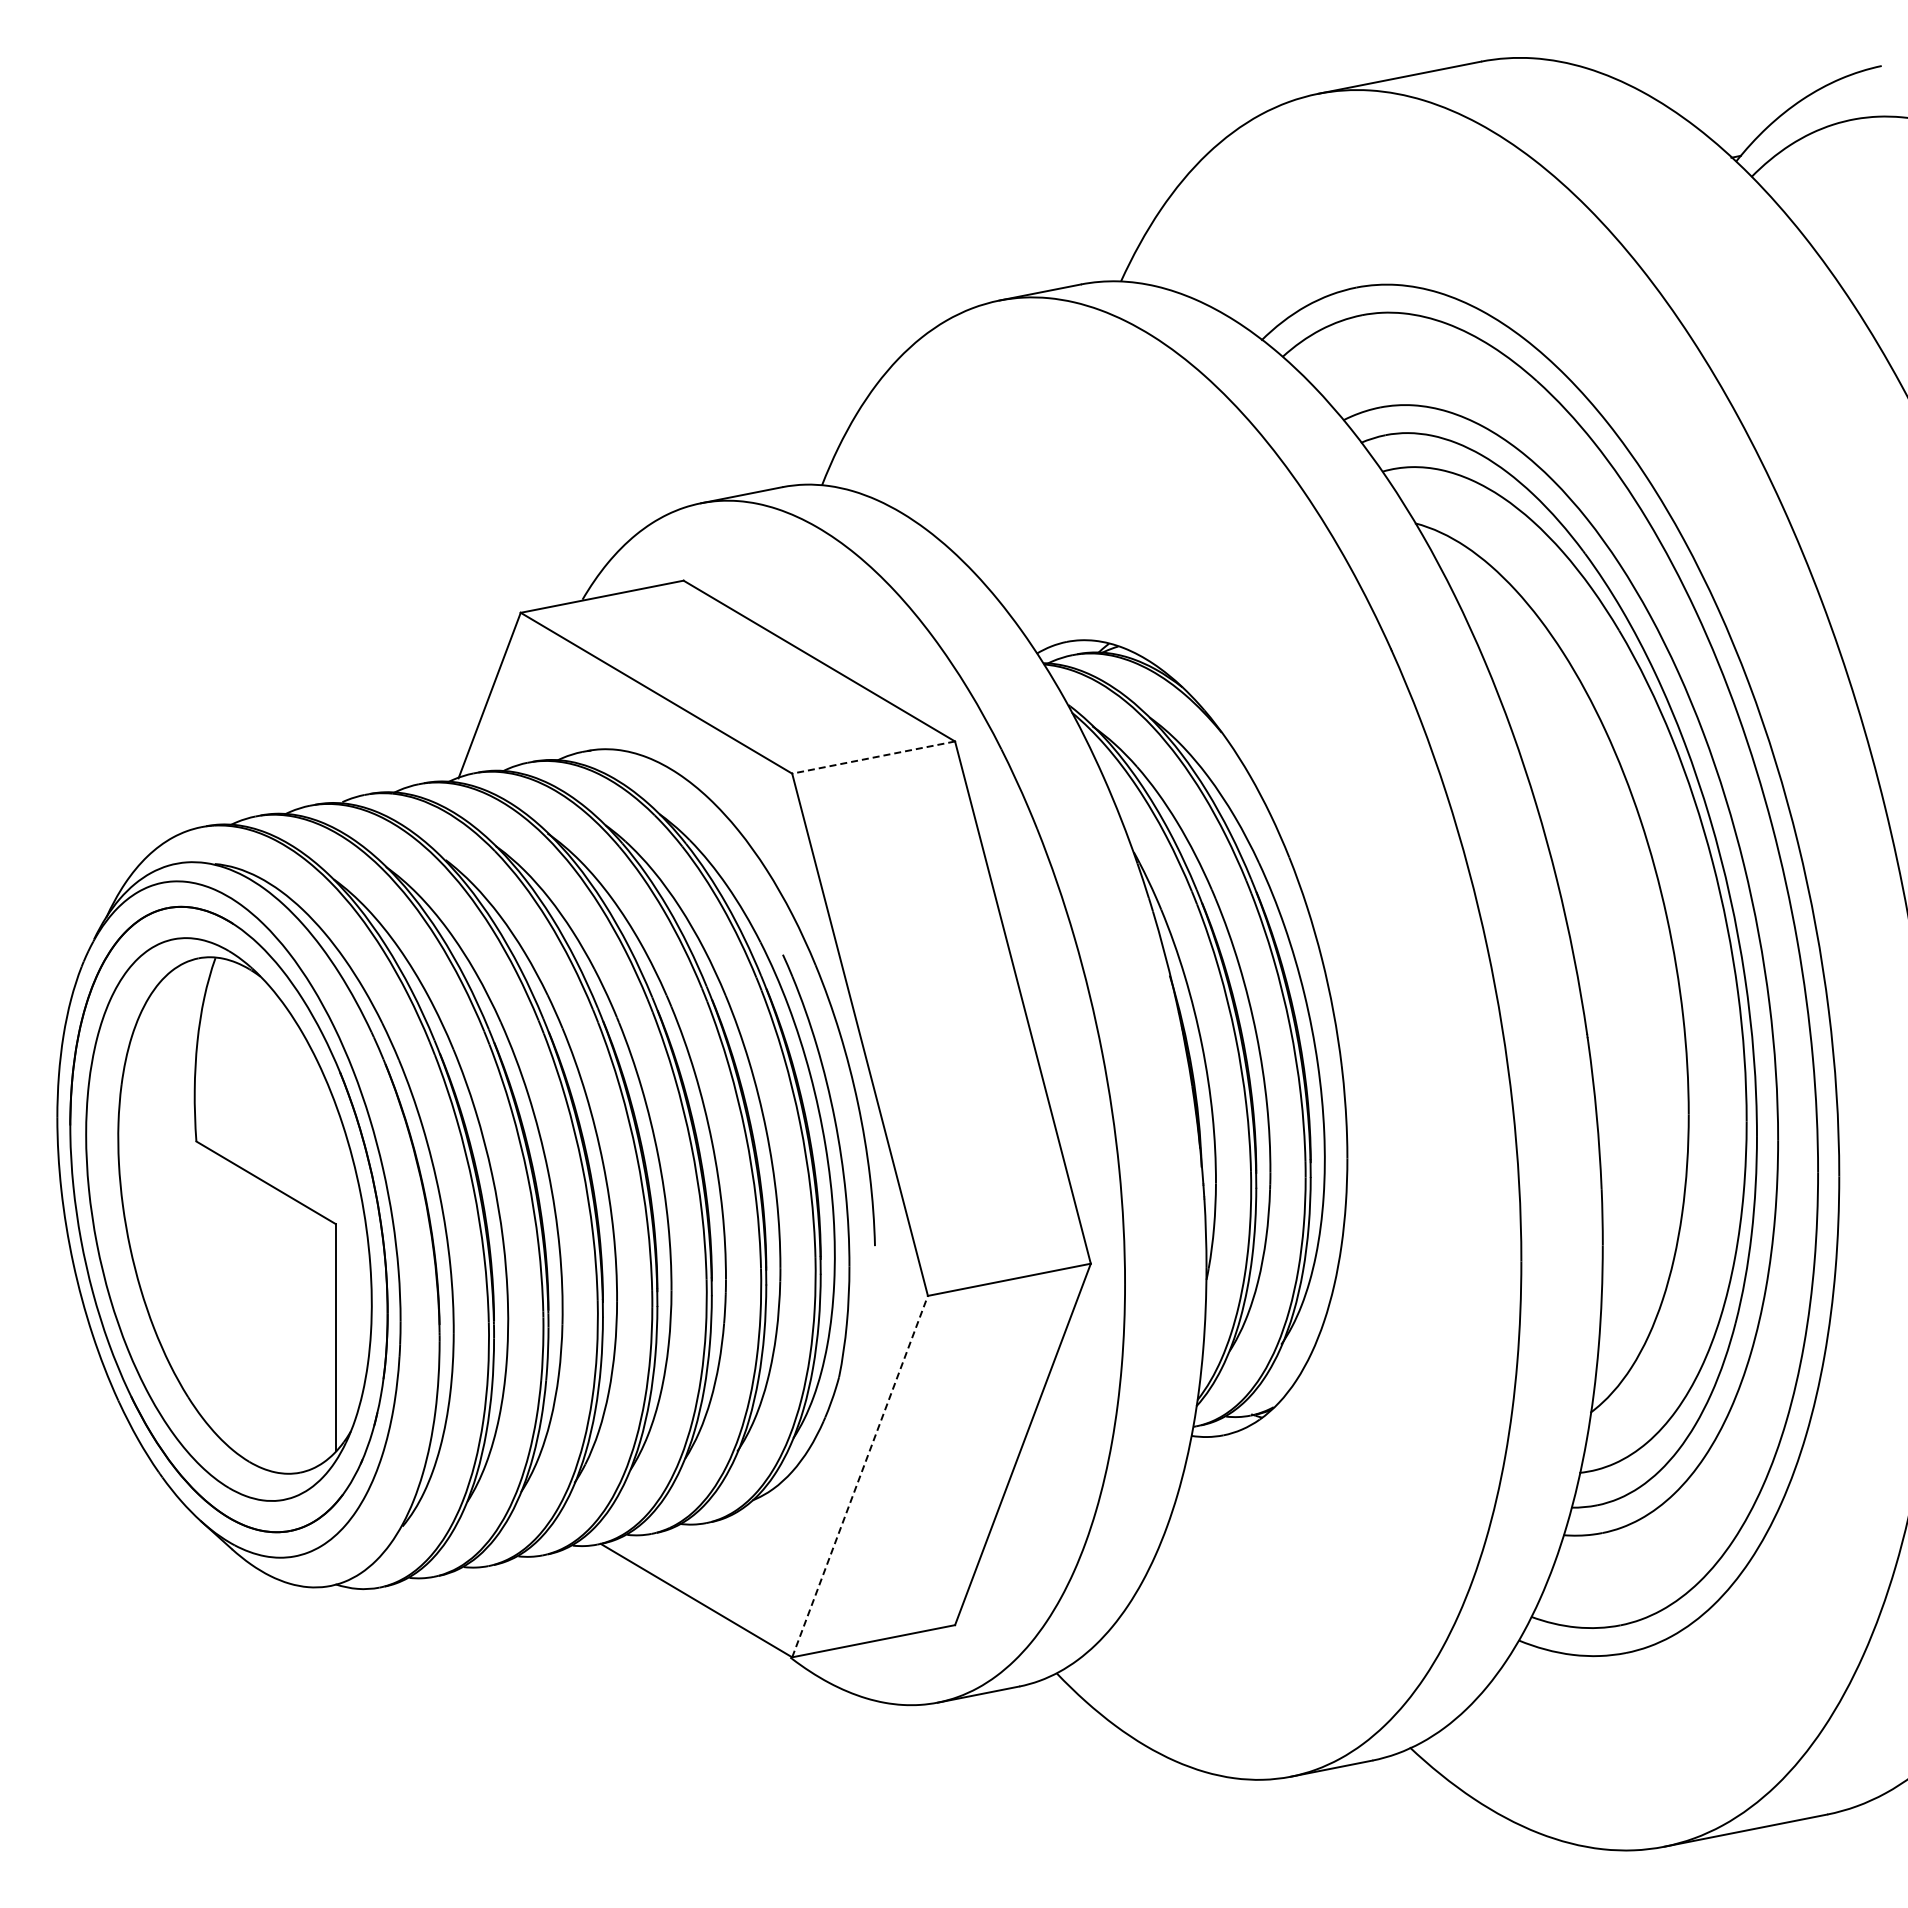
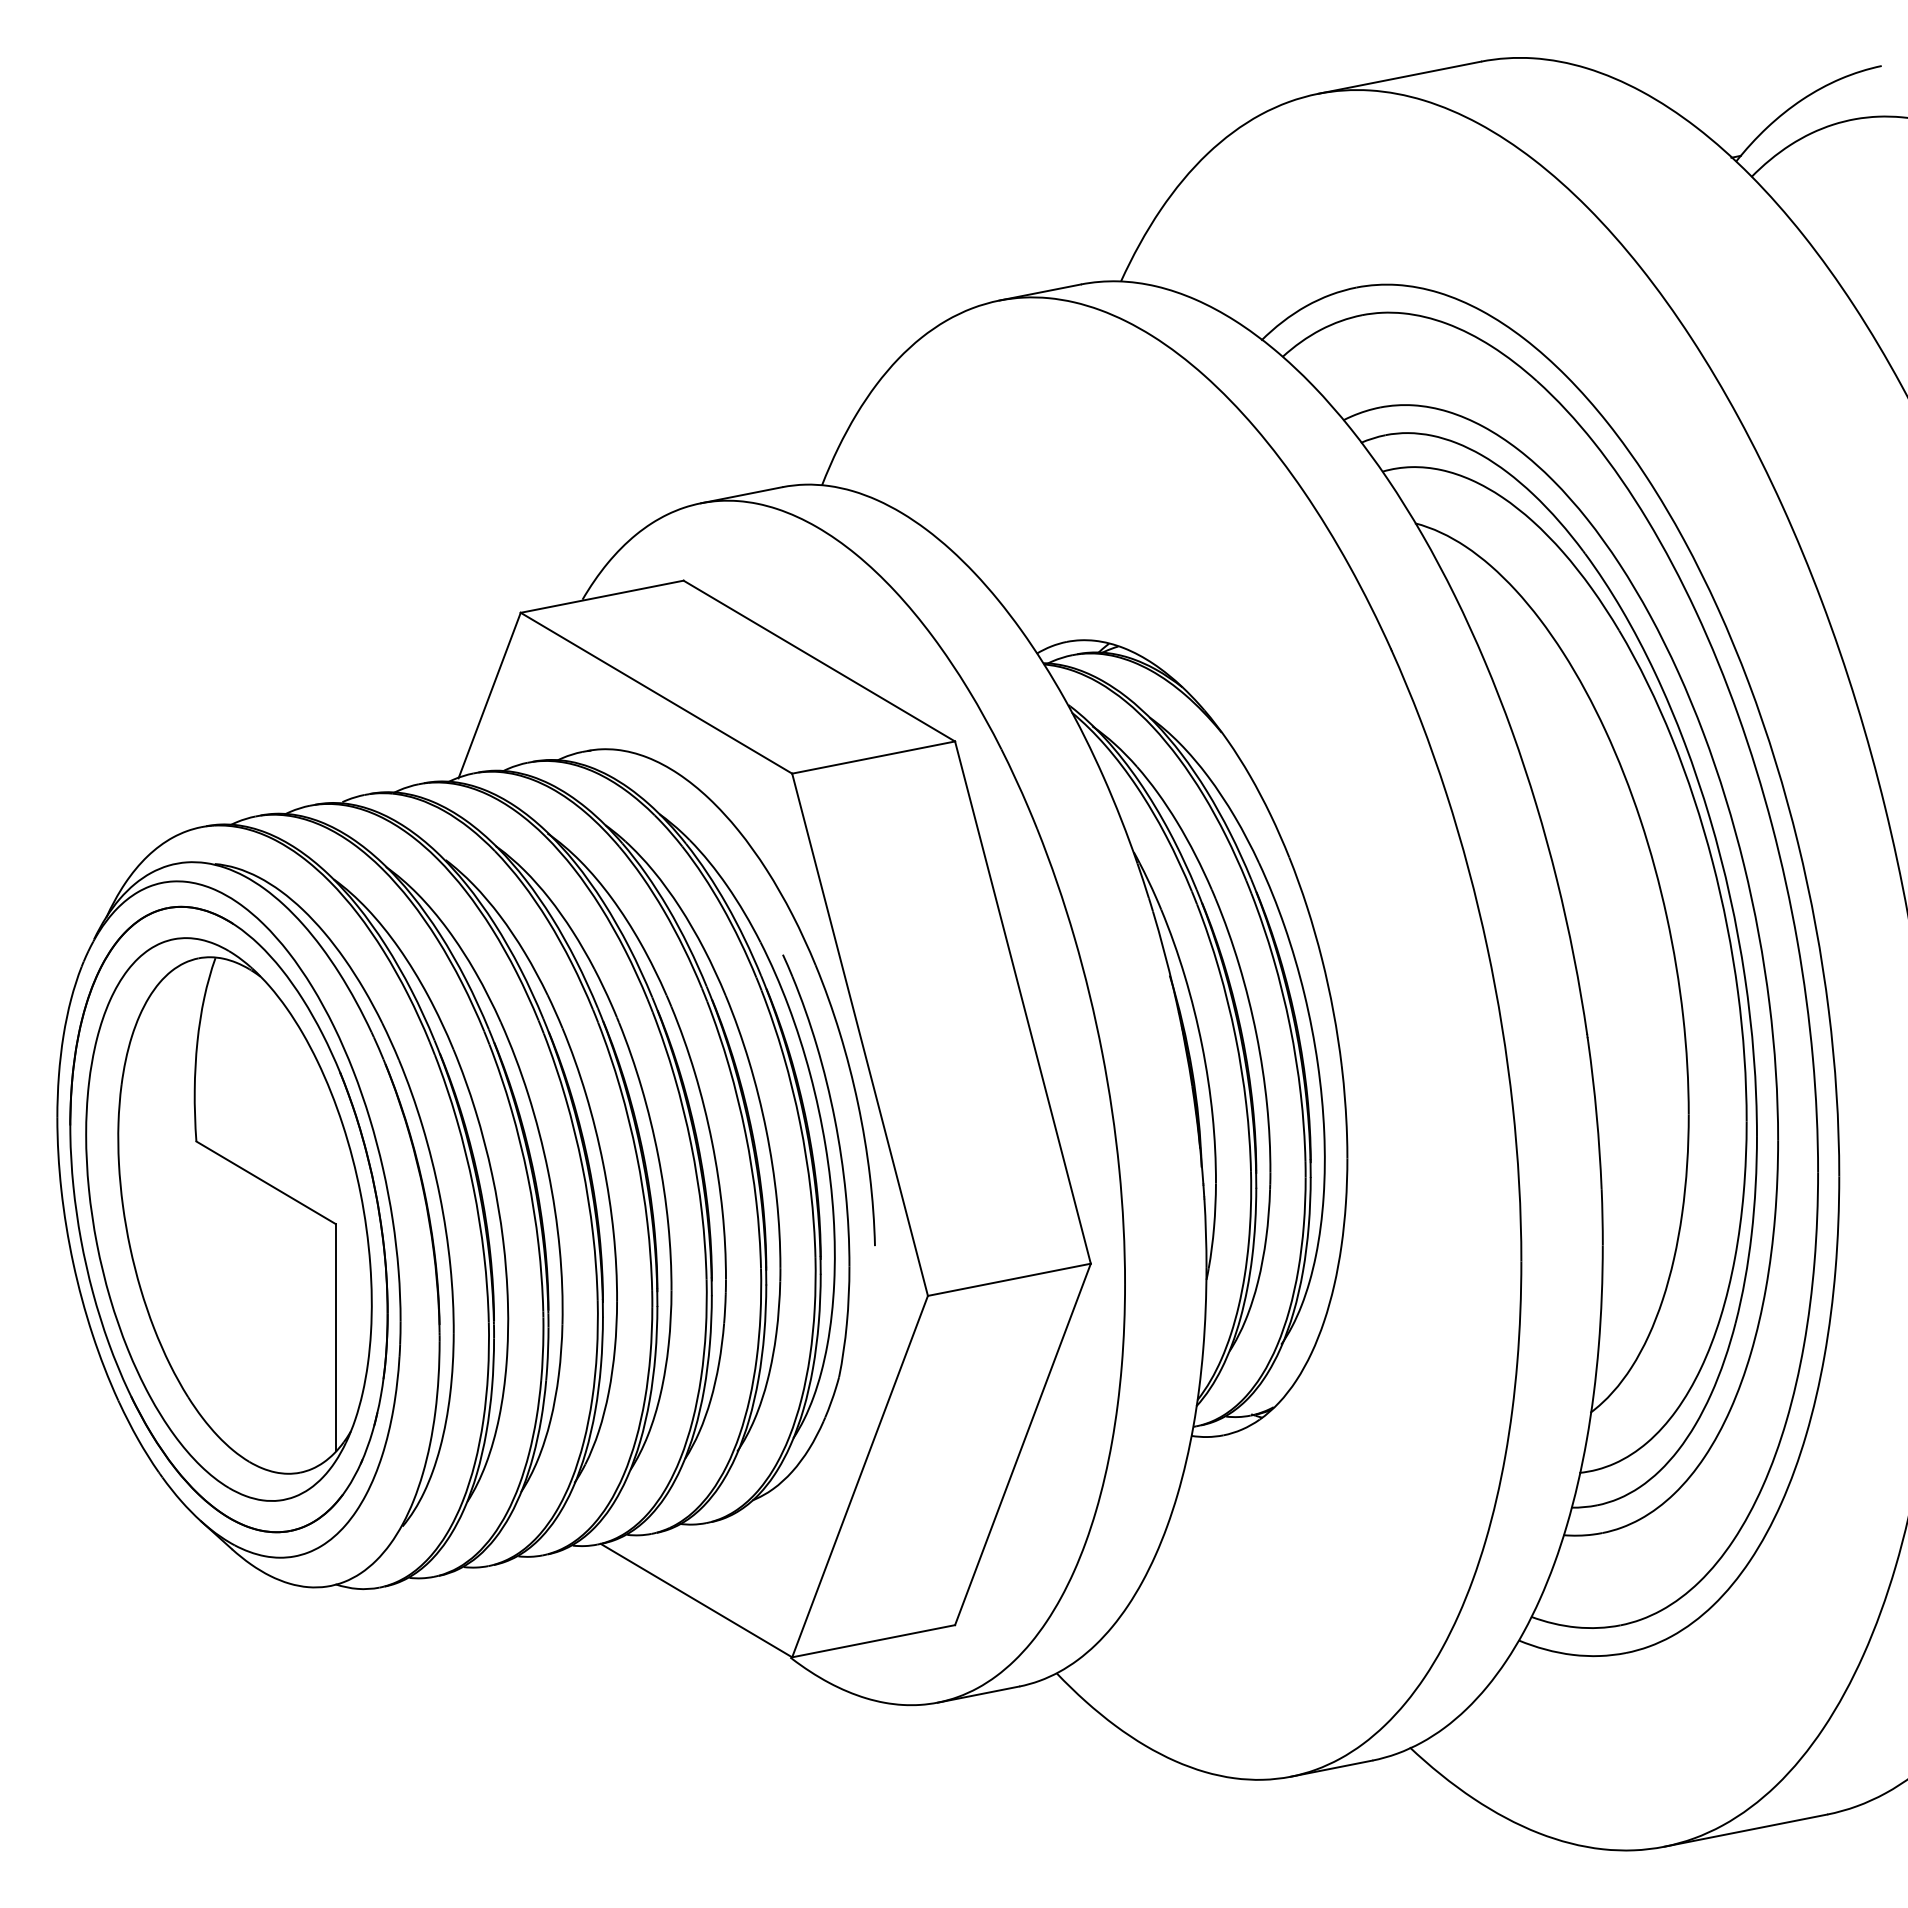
line: dashed -> solid (873, 757)
line: dashed -> solid (860, 1476)
